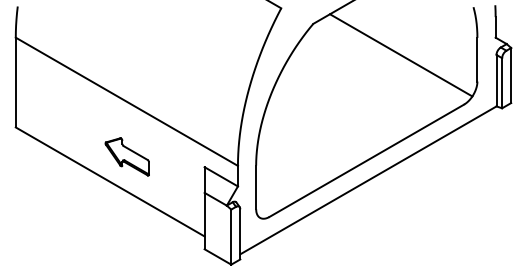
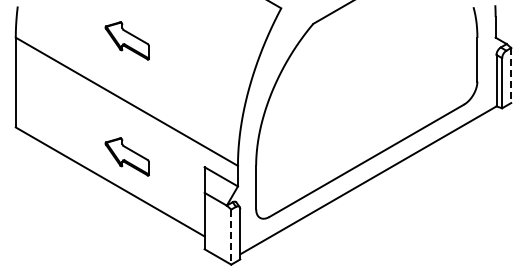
part: none -> present (126, 40)
line: present -> none (401, 55)
line: solid -> dashed (511, 75)
line: solid -> dashed (231, 237)
